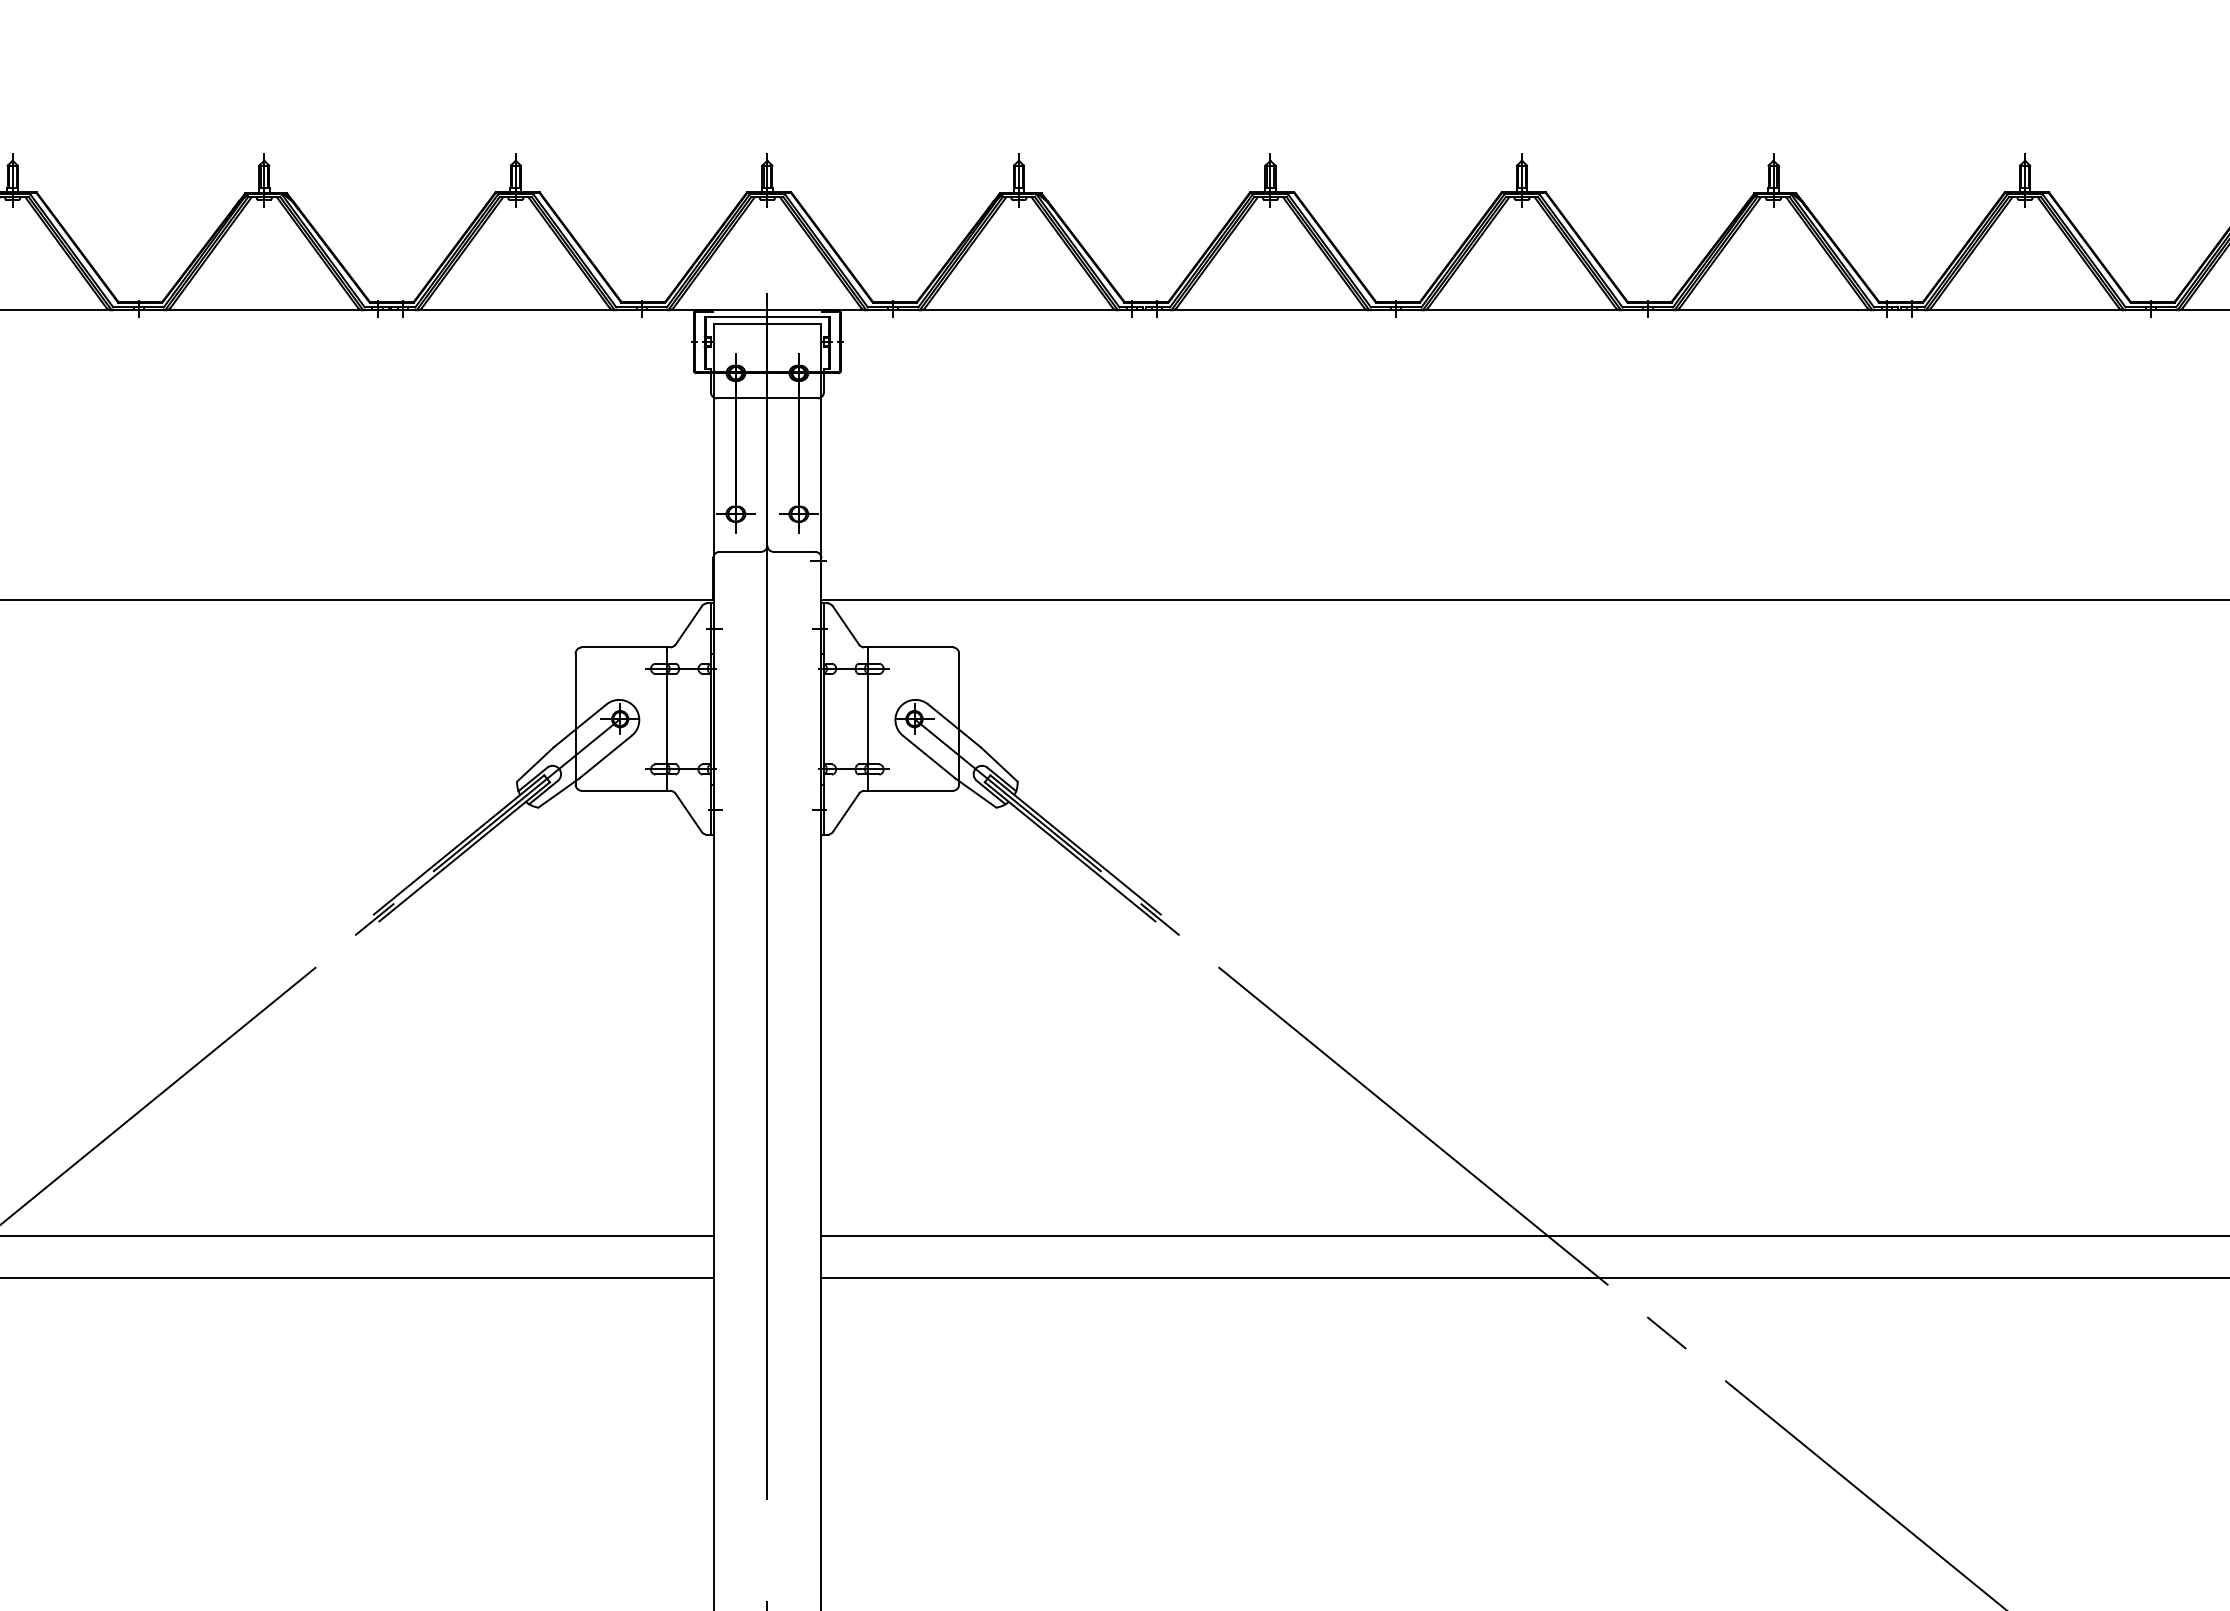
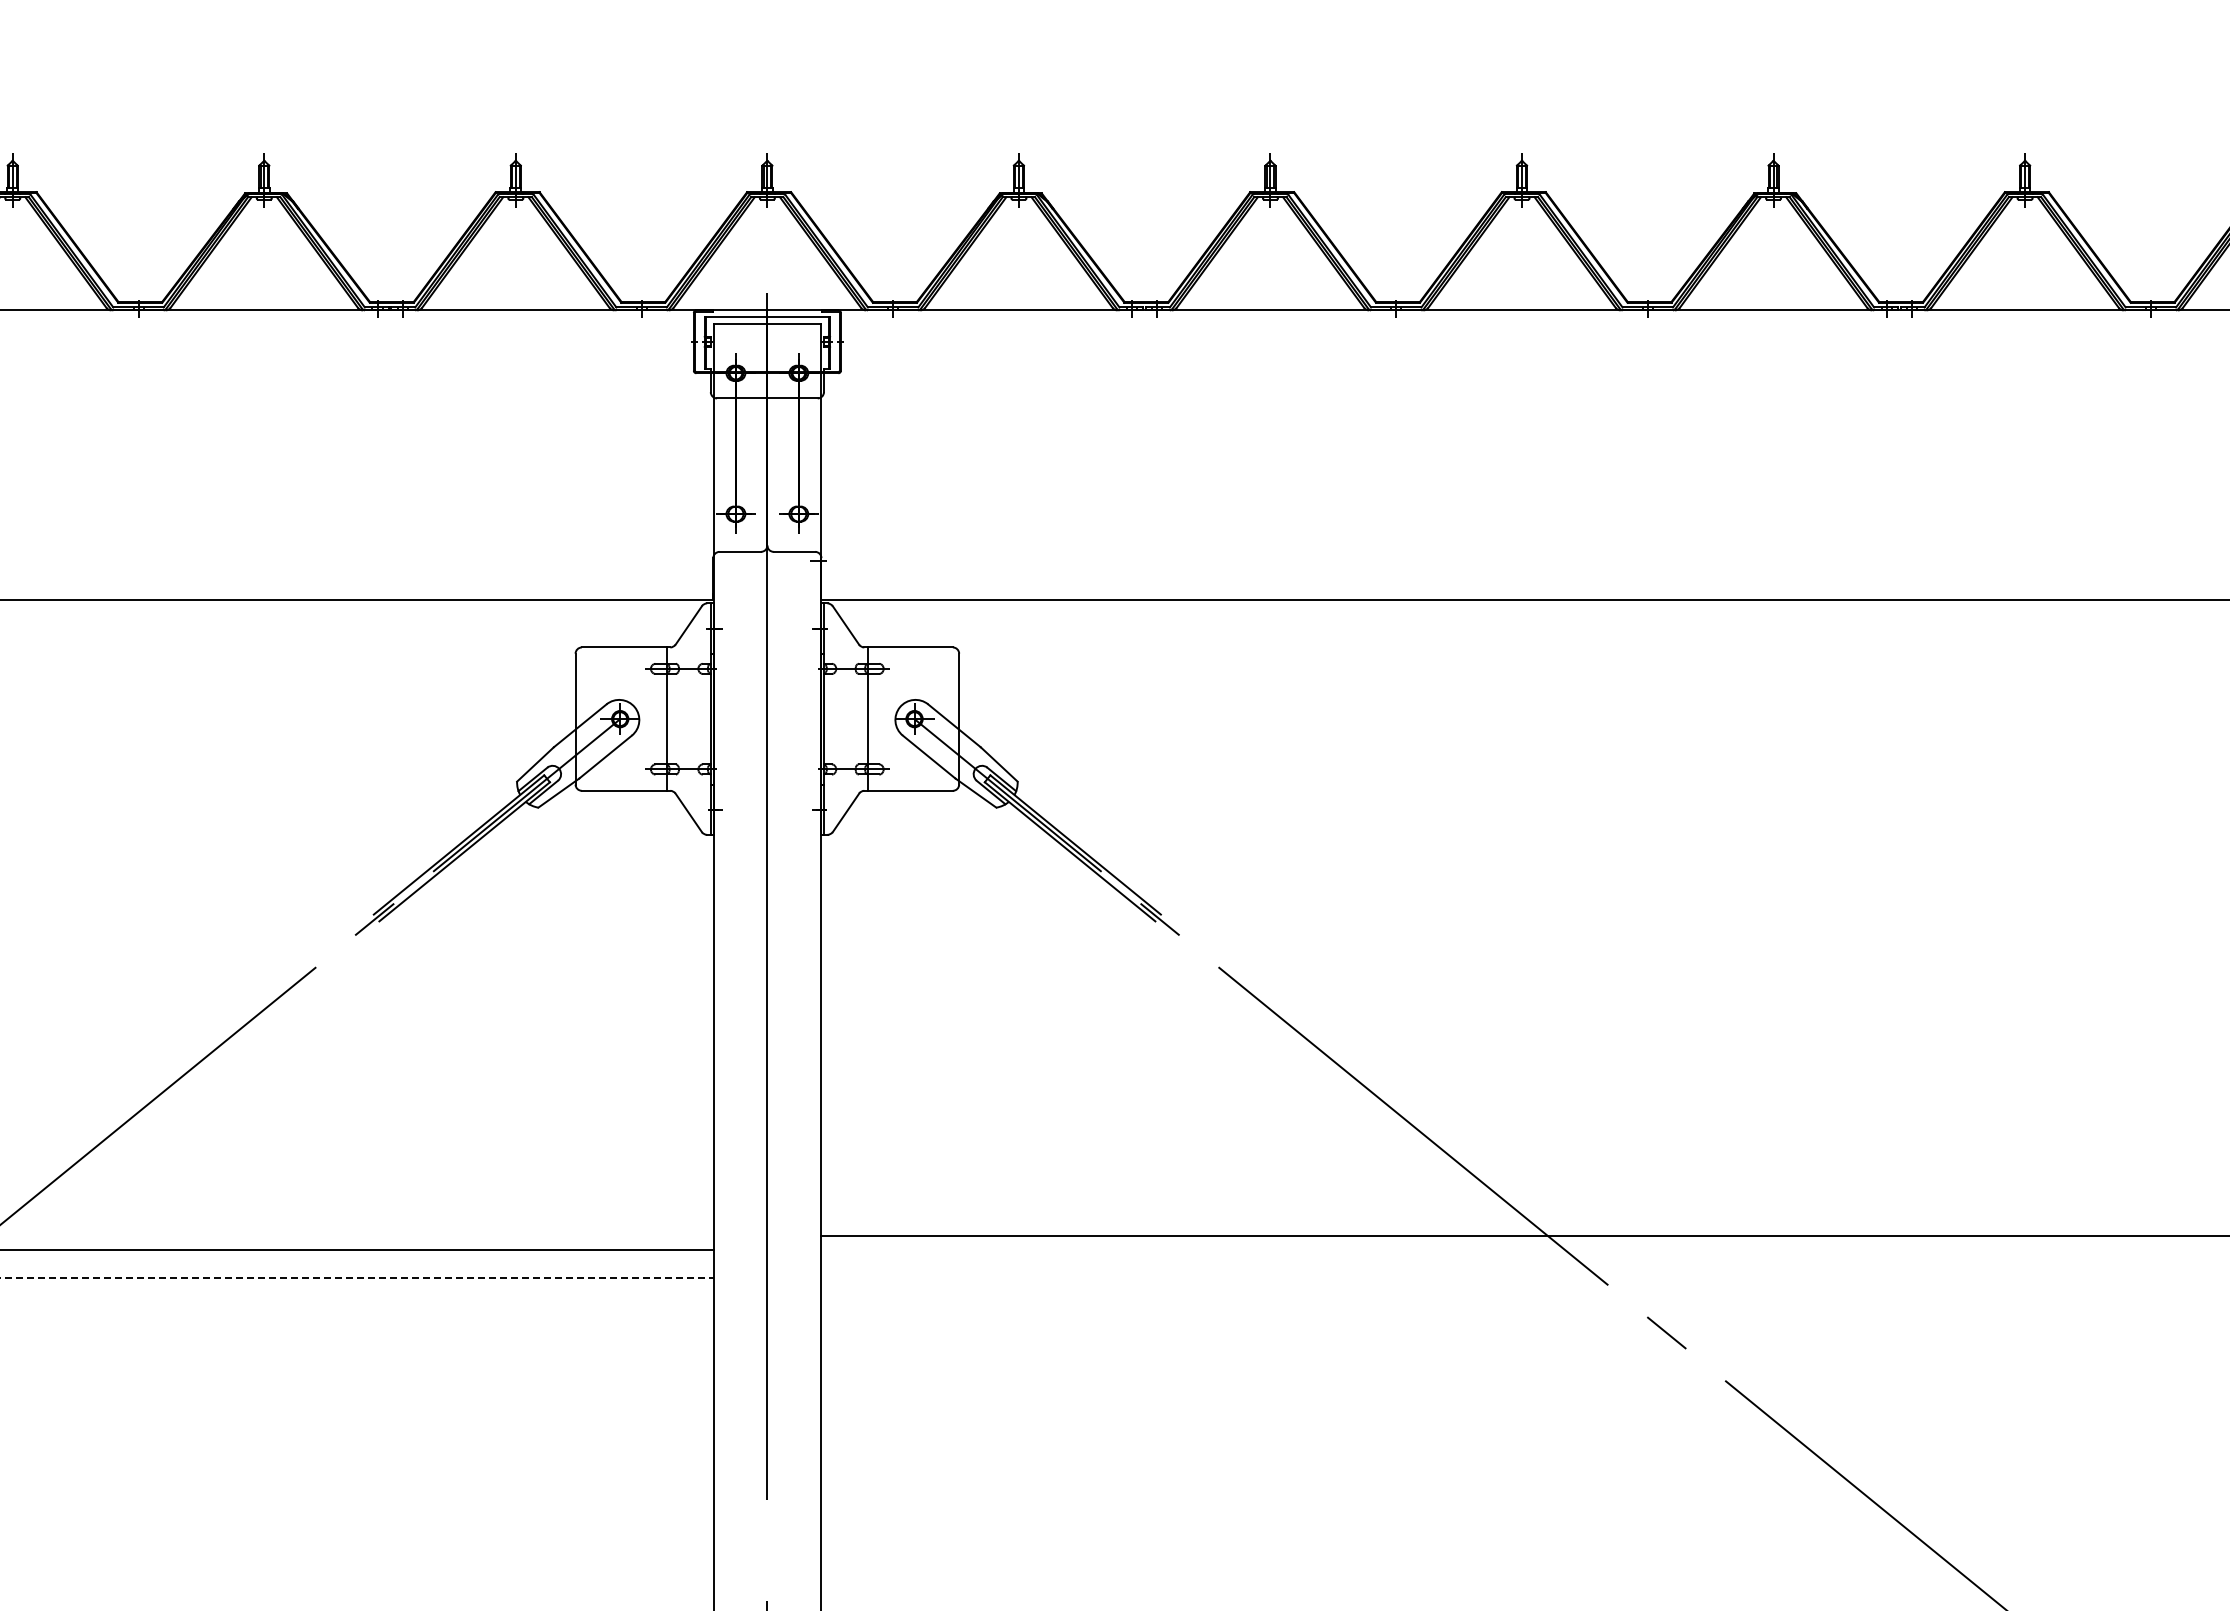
line position: (357, 1236) -> (357, 1250) (357, 1250)
line: solid -> dashed (356, 1277)
line: present -> none (1523, 1277)
